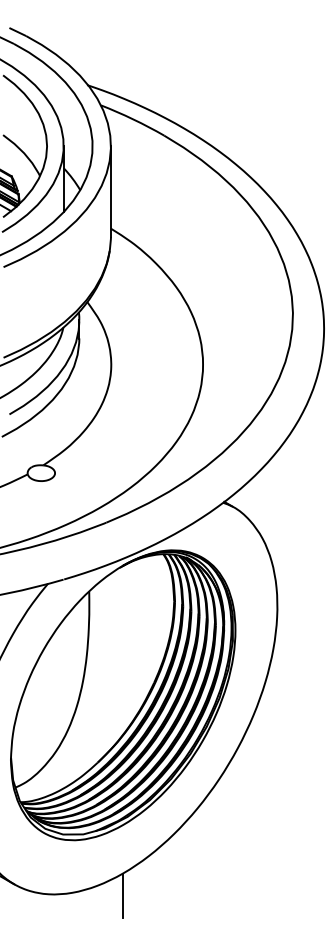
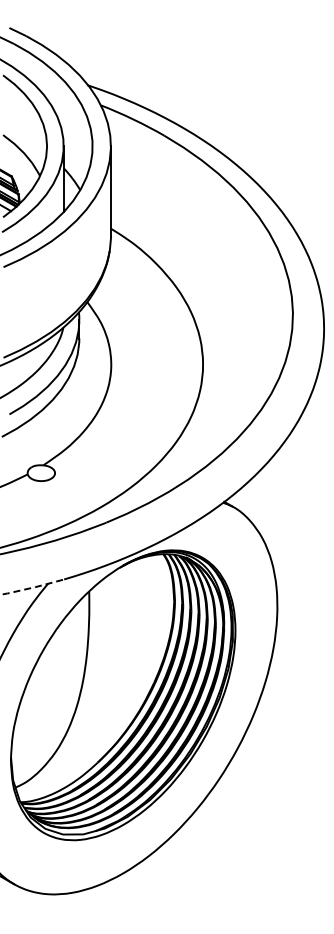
arc: solid -> dashed (31, 587)
line: present -> none (122, 895)
